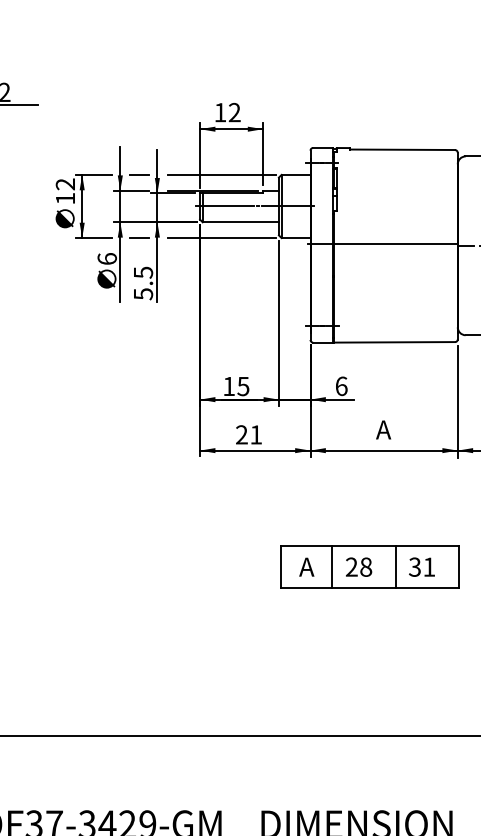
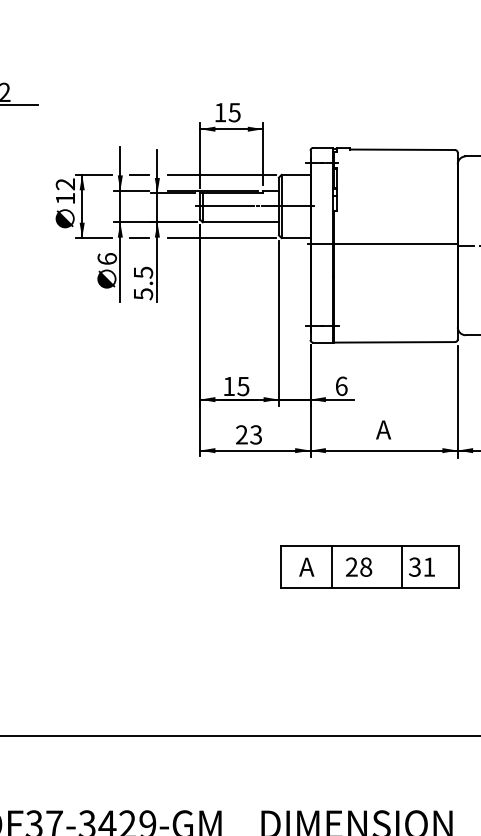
text: 12 -> 15 (234, 112)
text: 21 -> 23 (255, 434)
line position: (395, 566) -> (401, 566) (401, 566)
